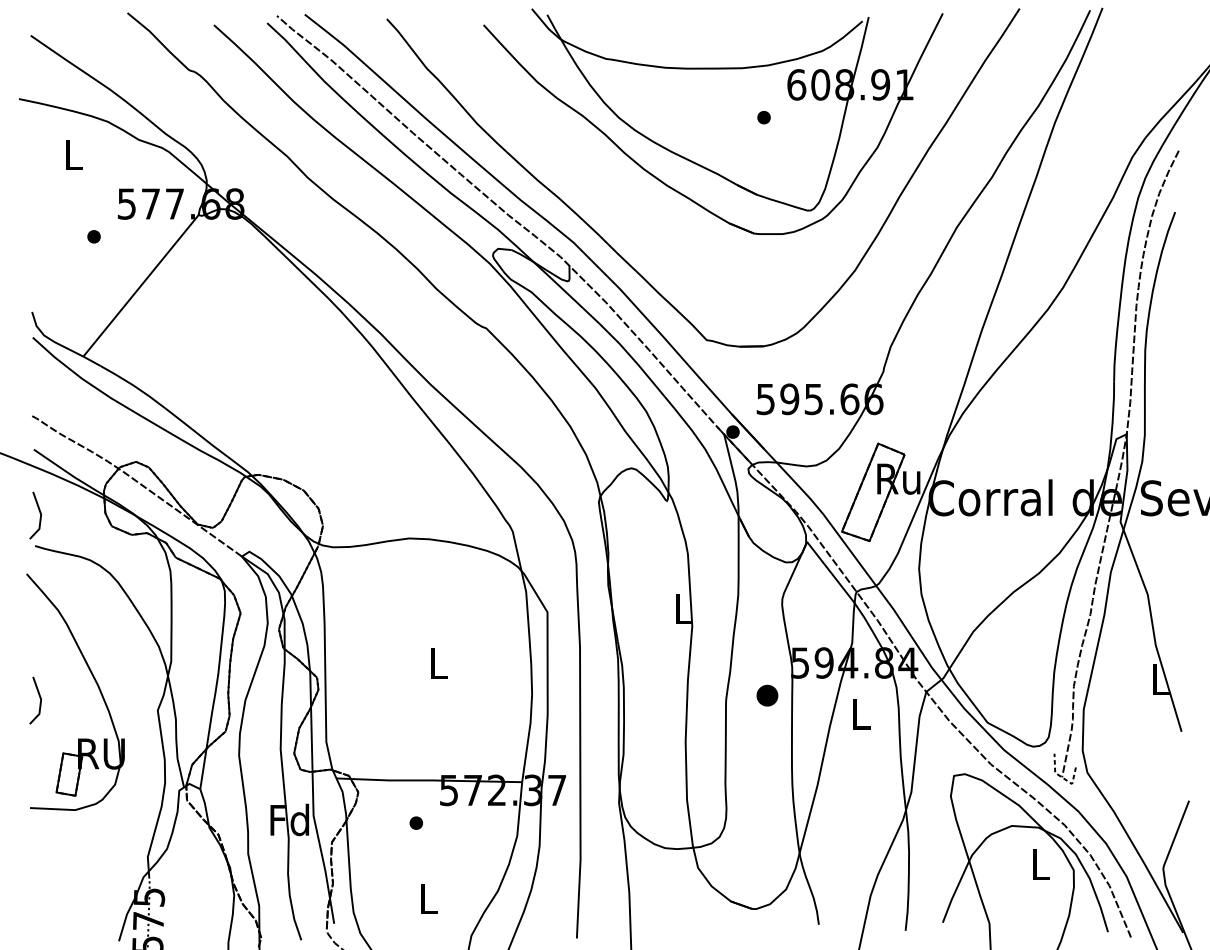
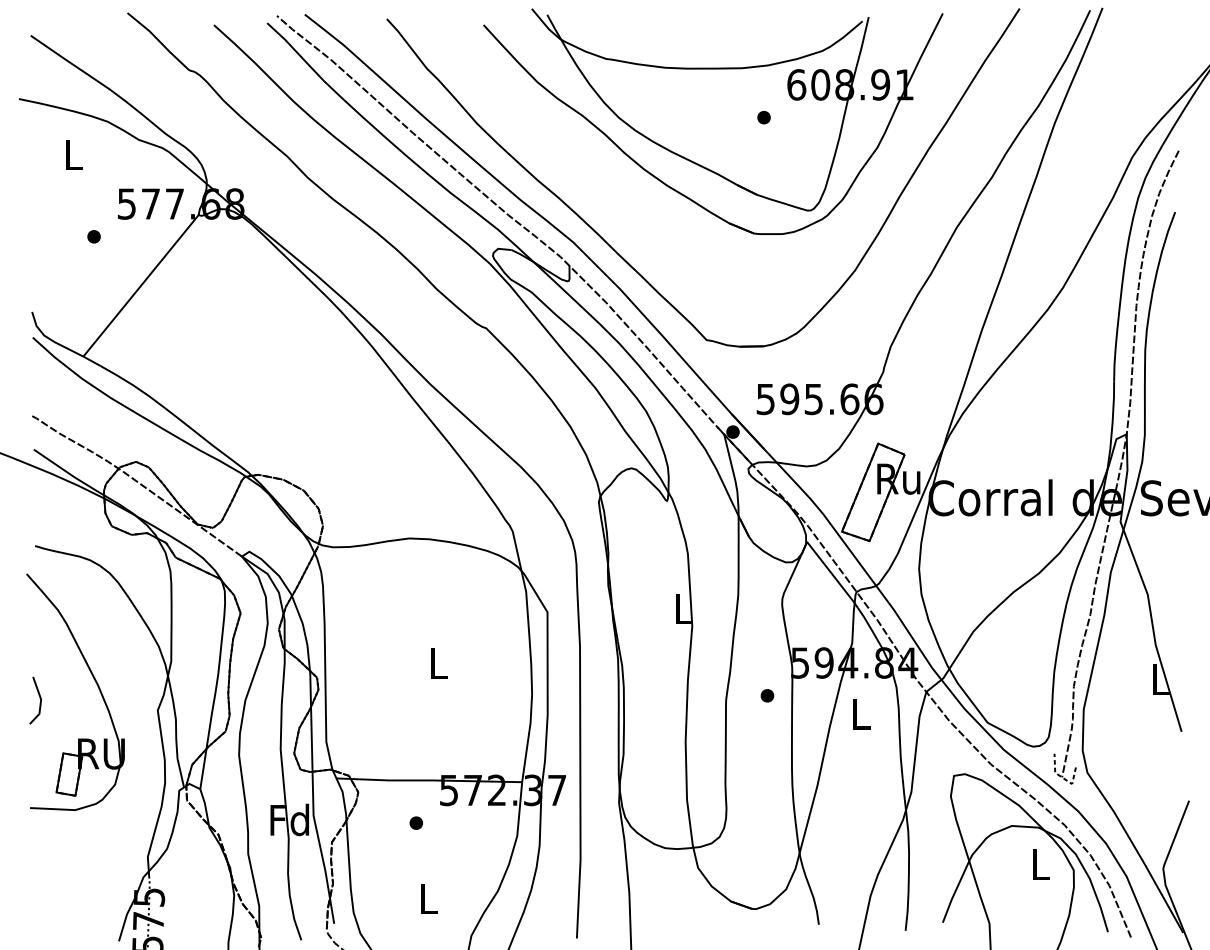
line: present -> none (39, 513)
part size: 23x23 px -> 15x14 px (767, 695)
